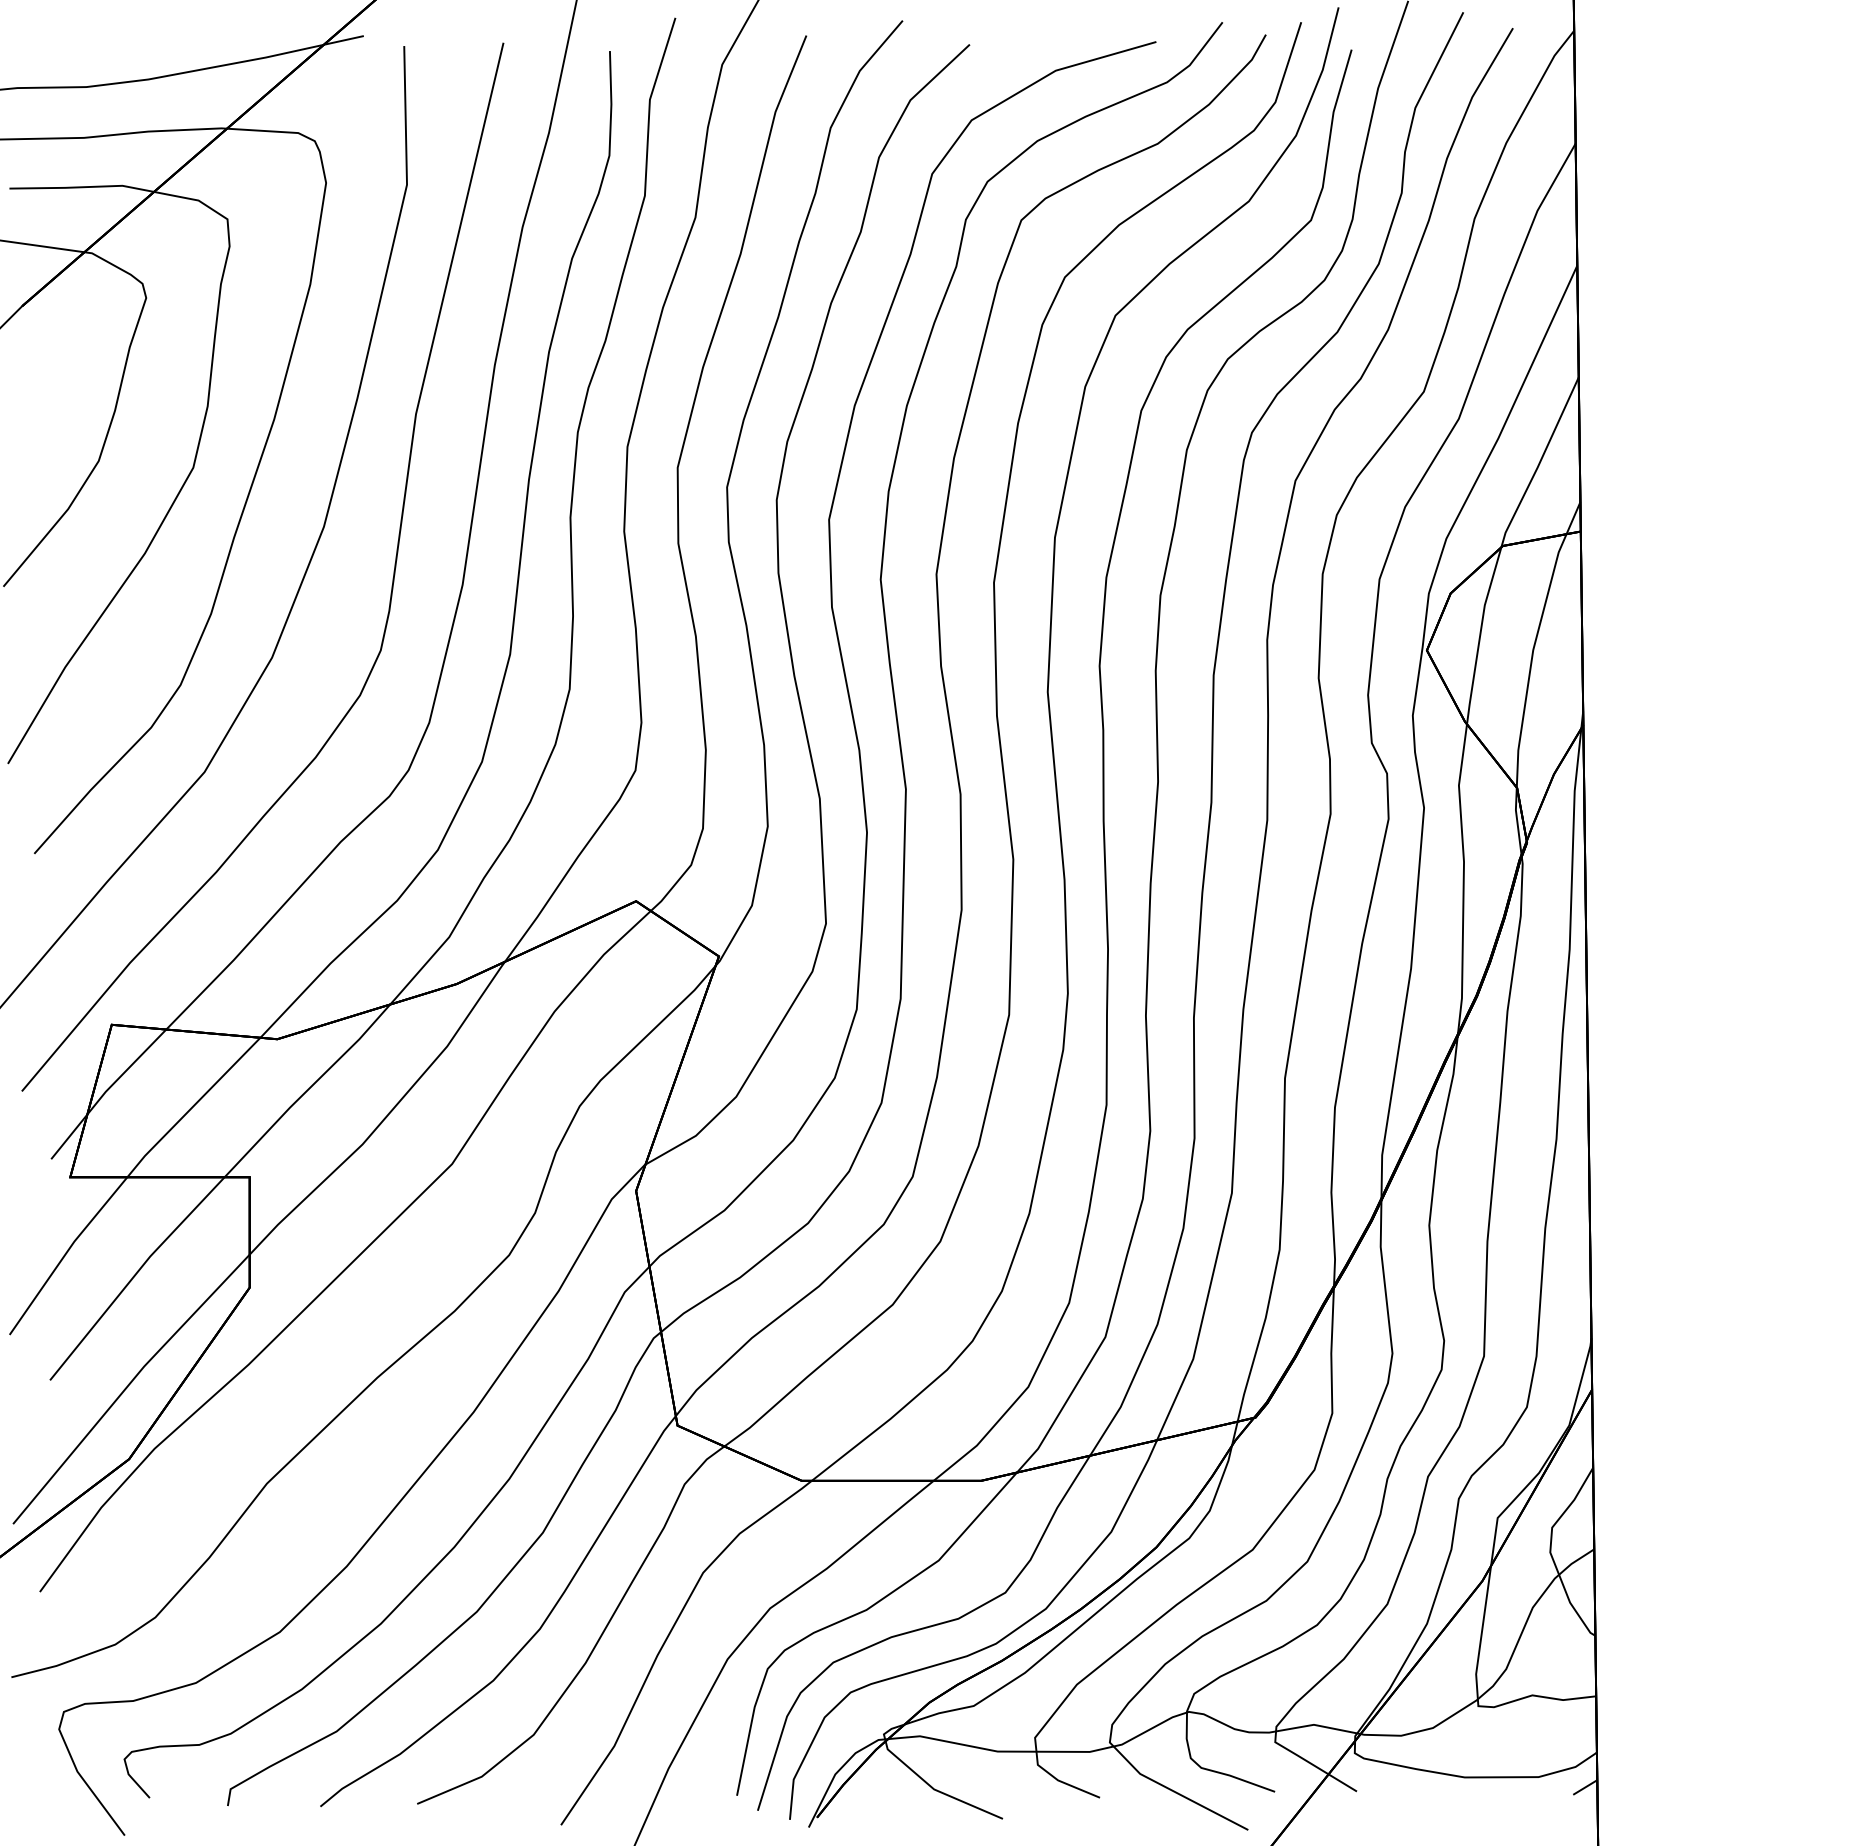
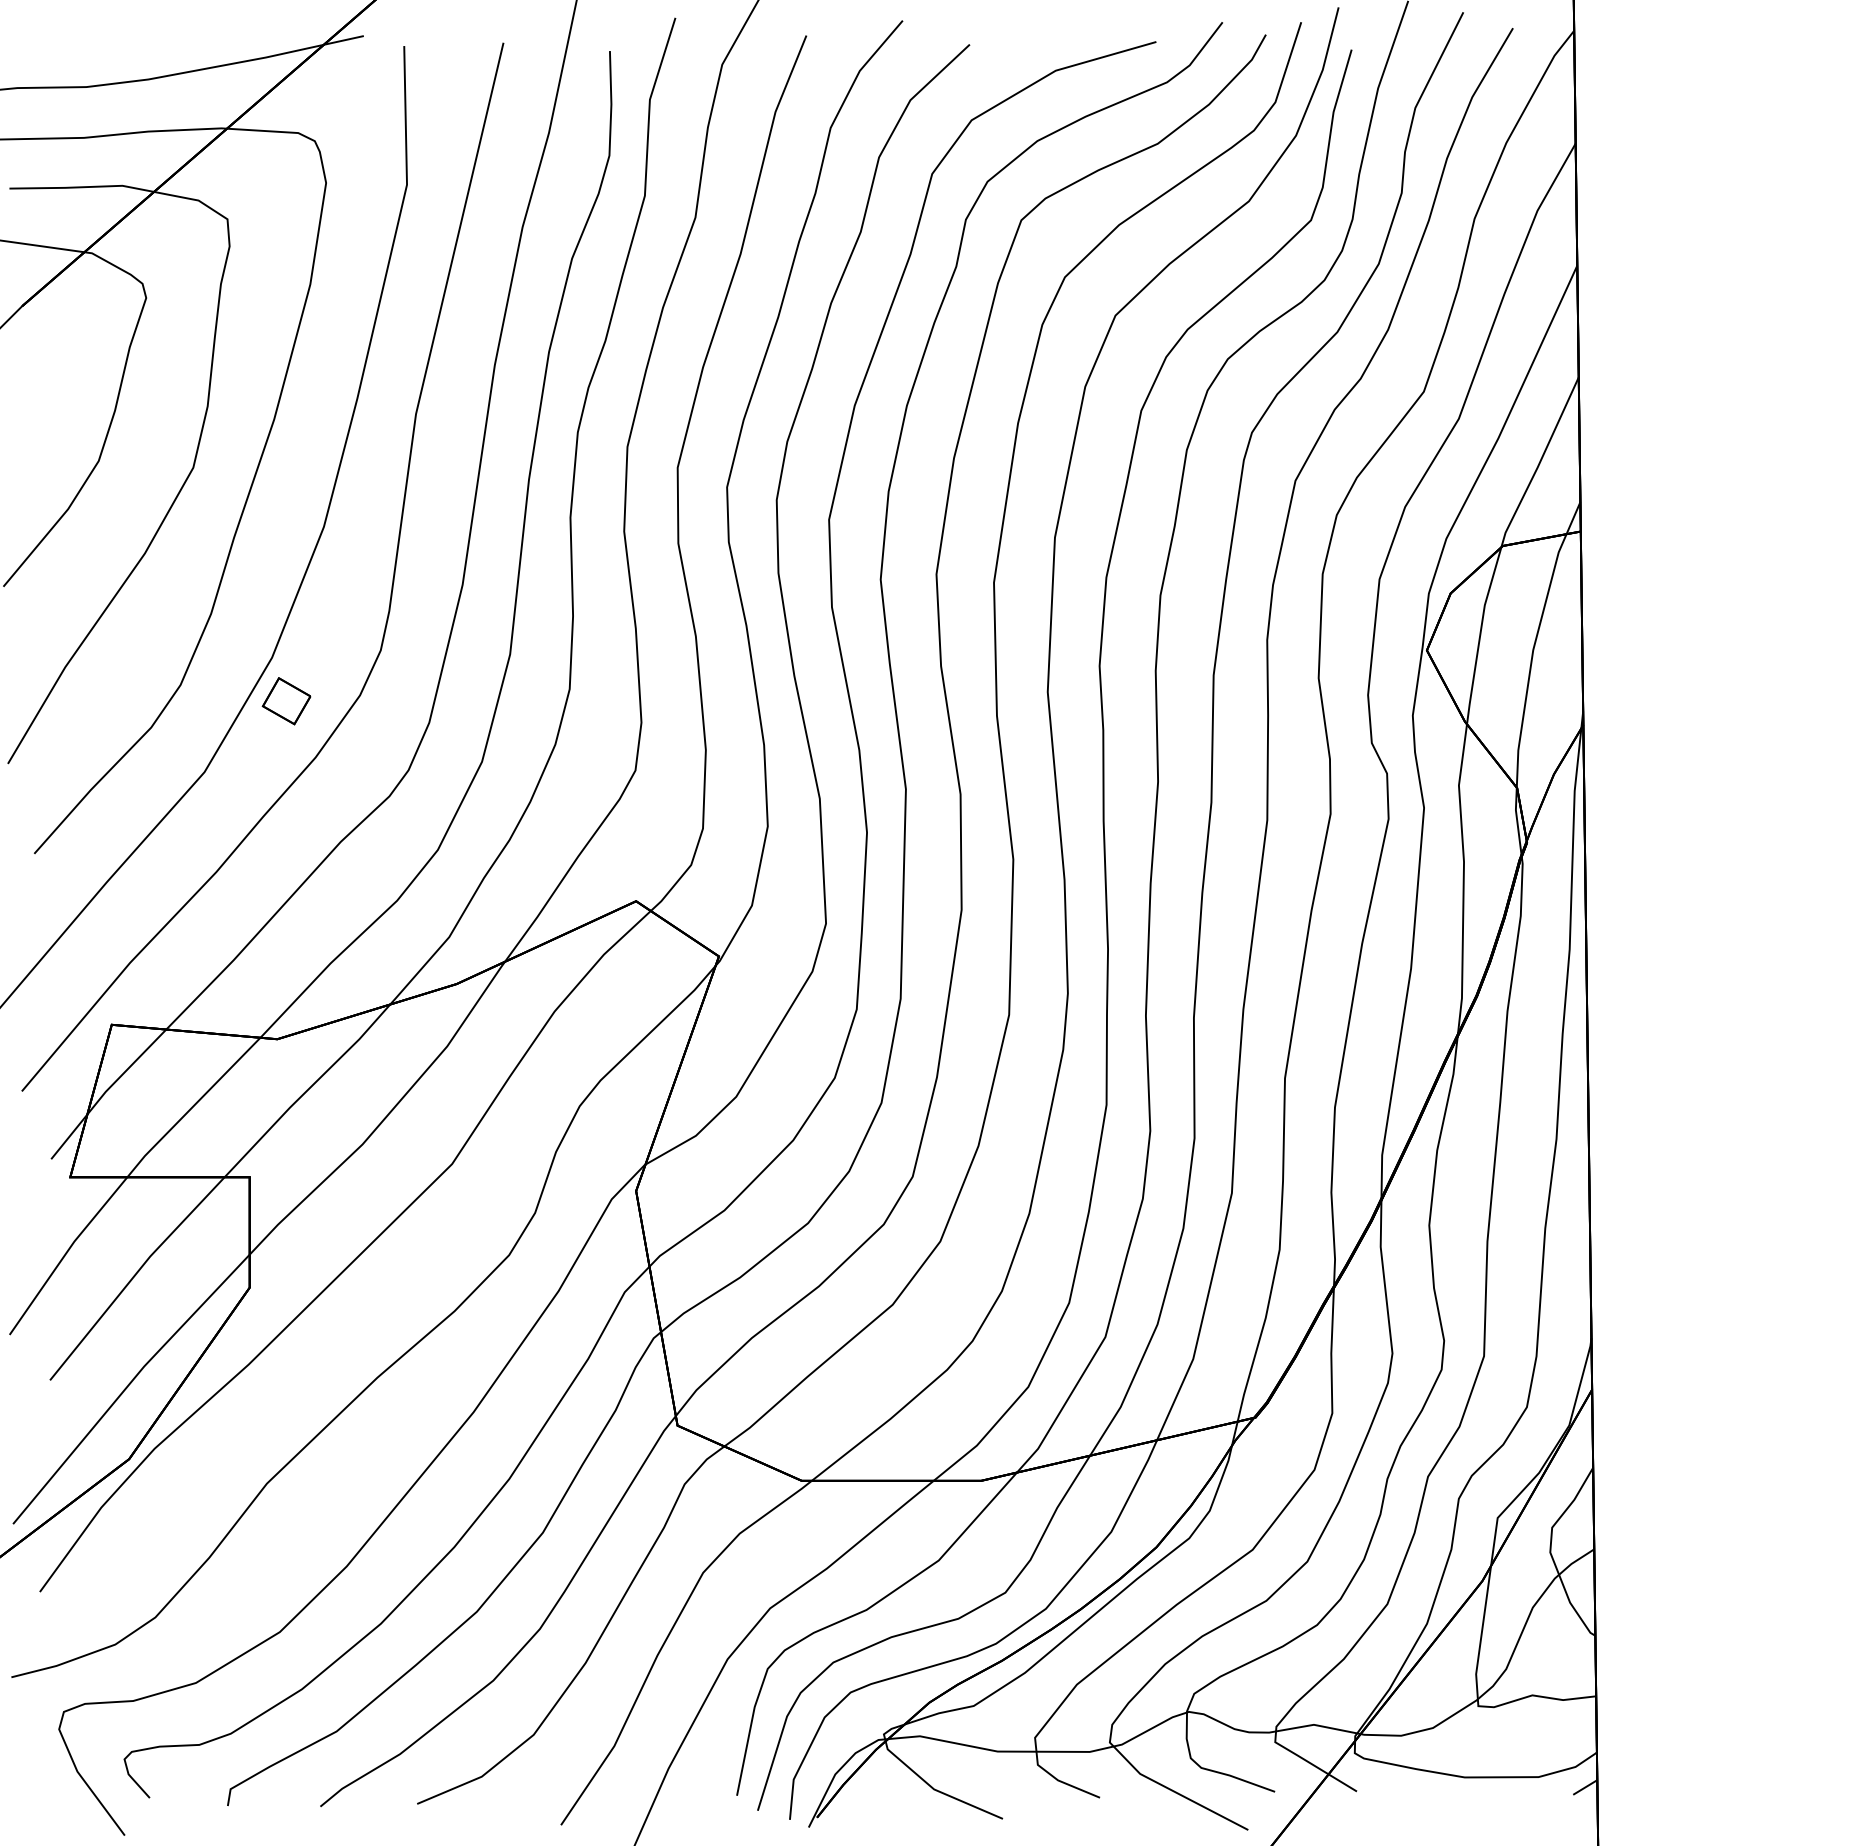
part: none -> present (286, 701)
